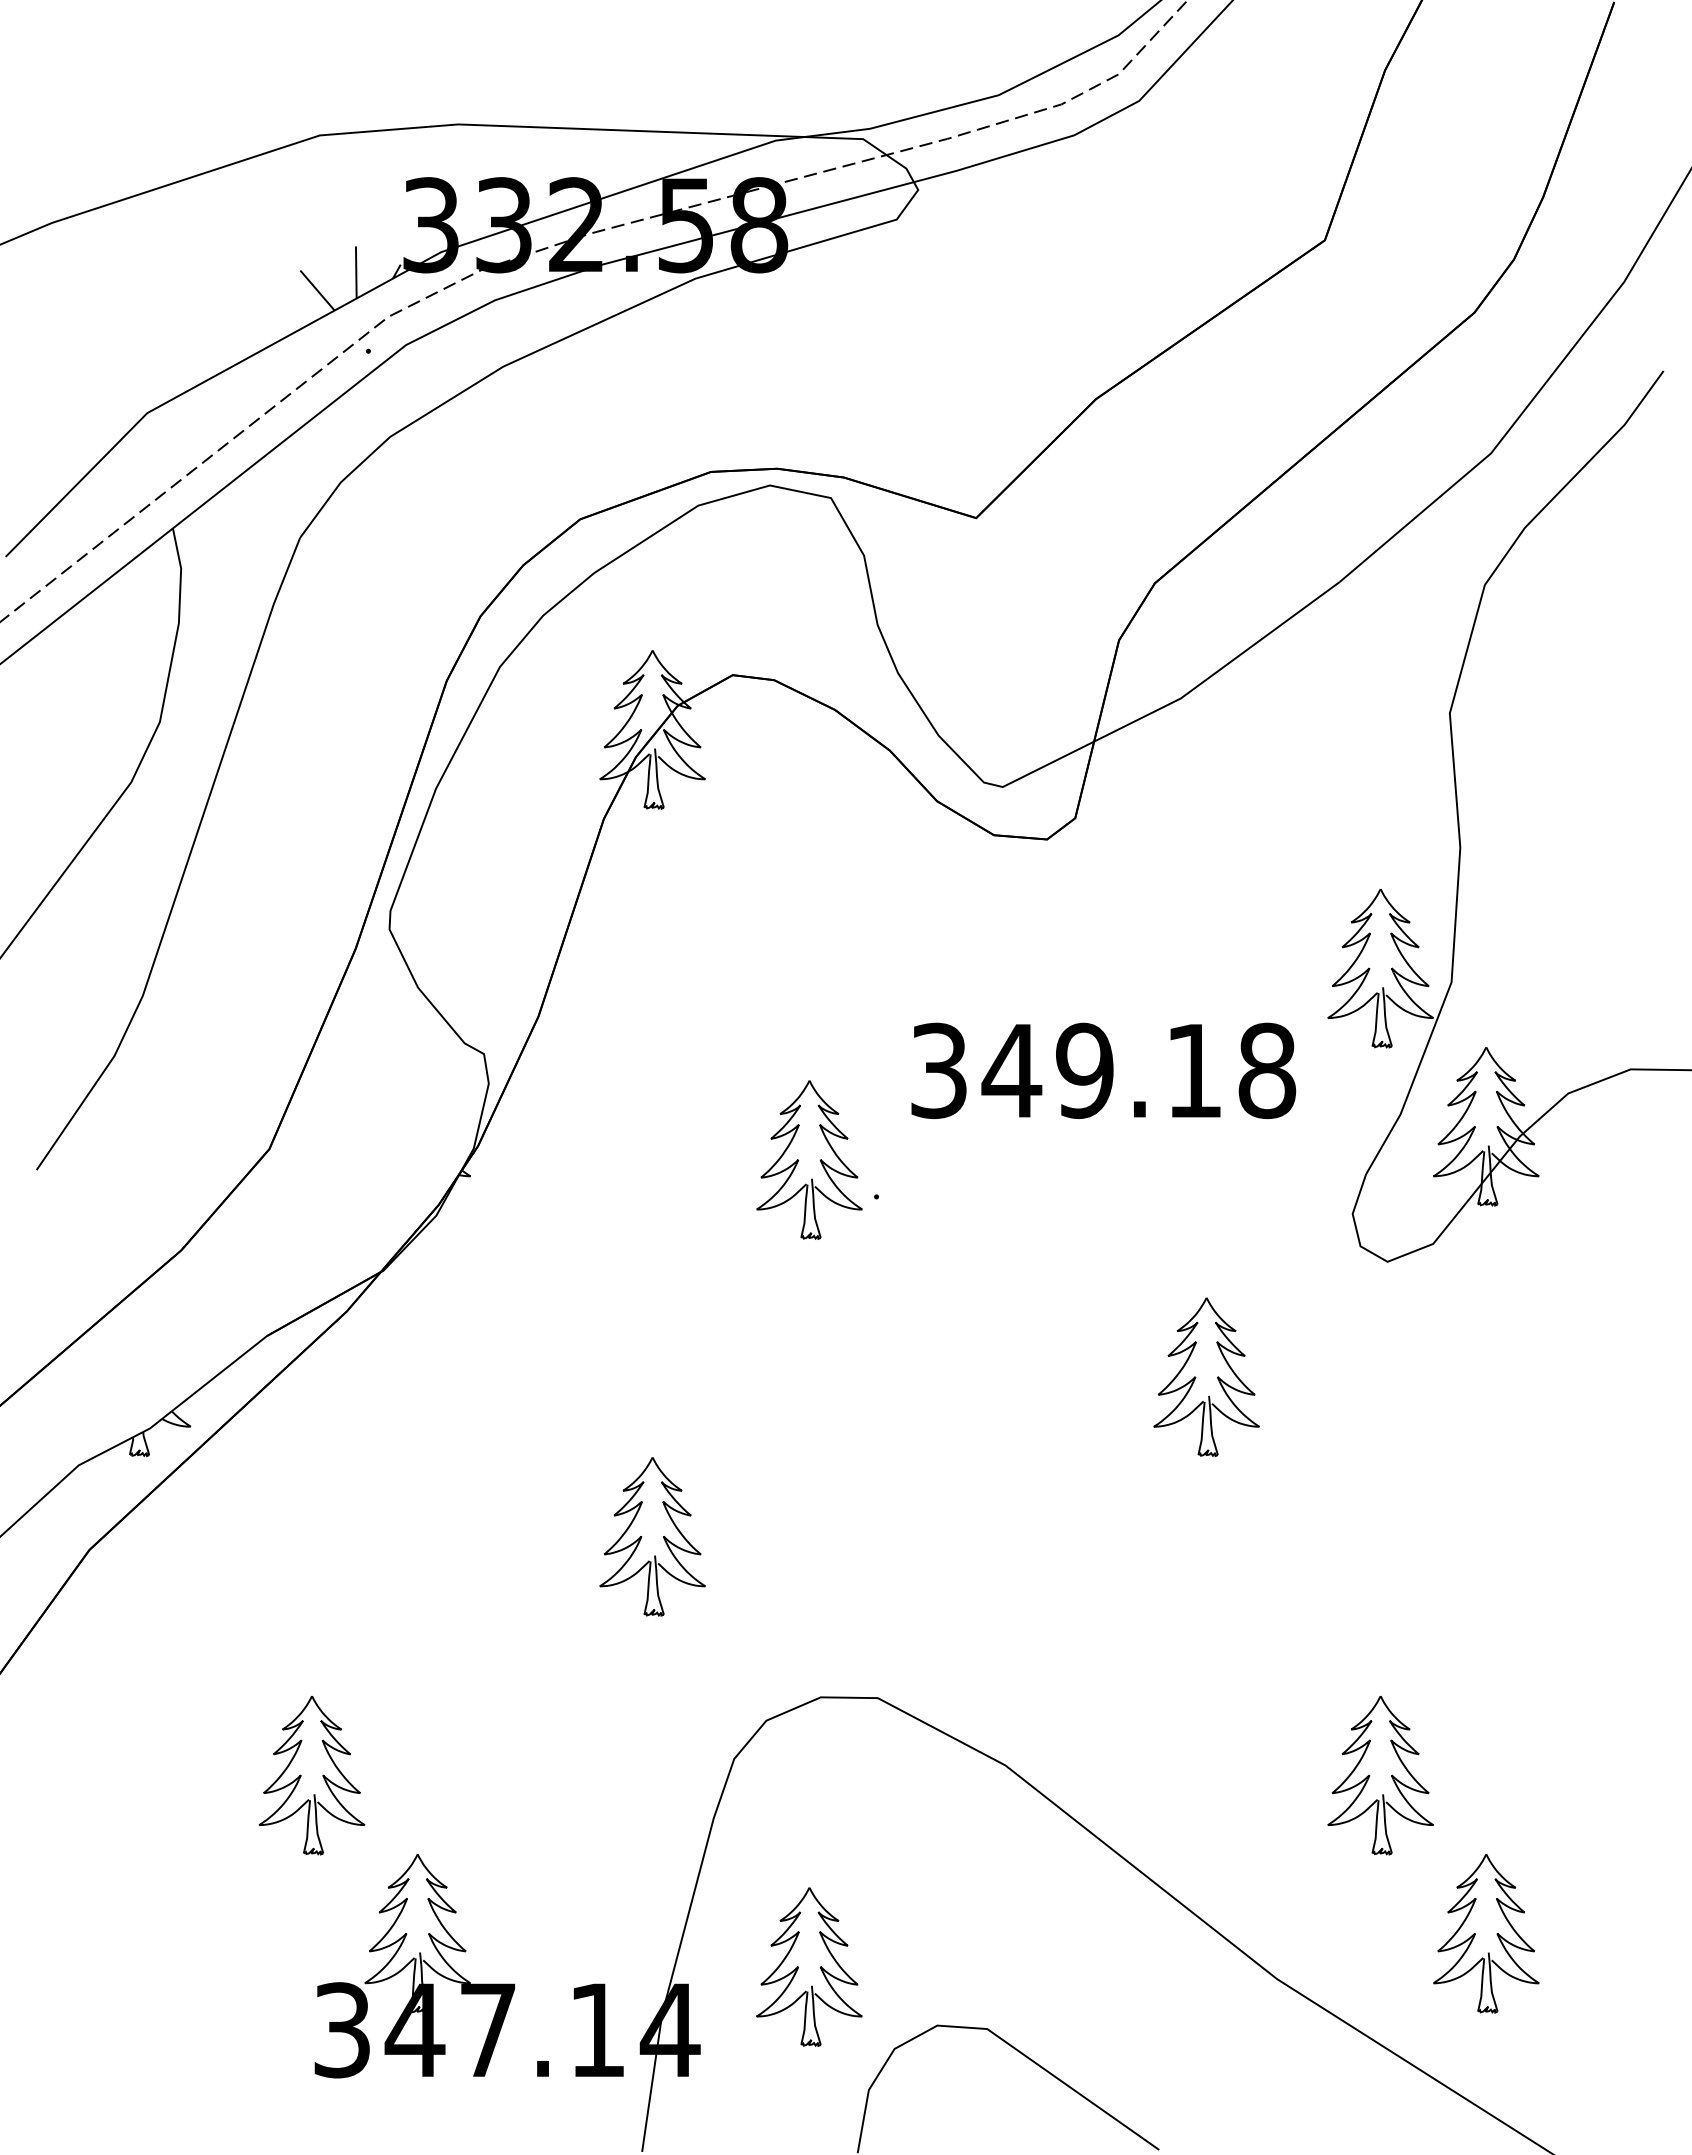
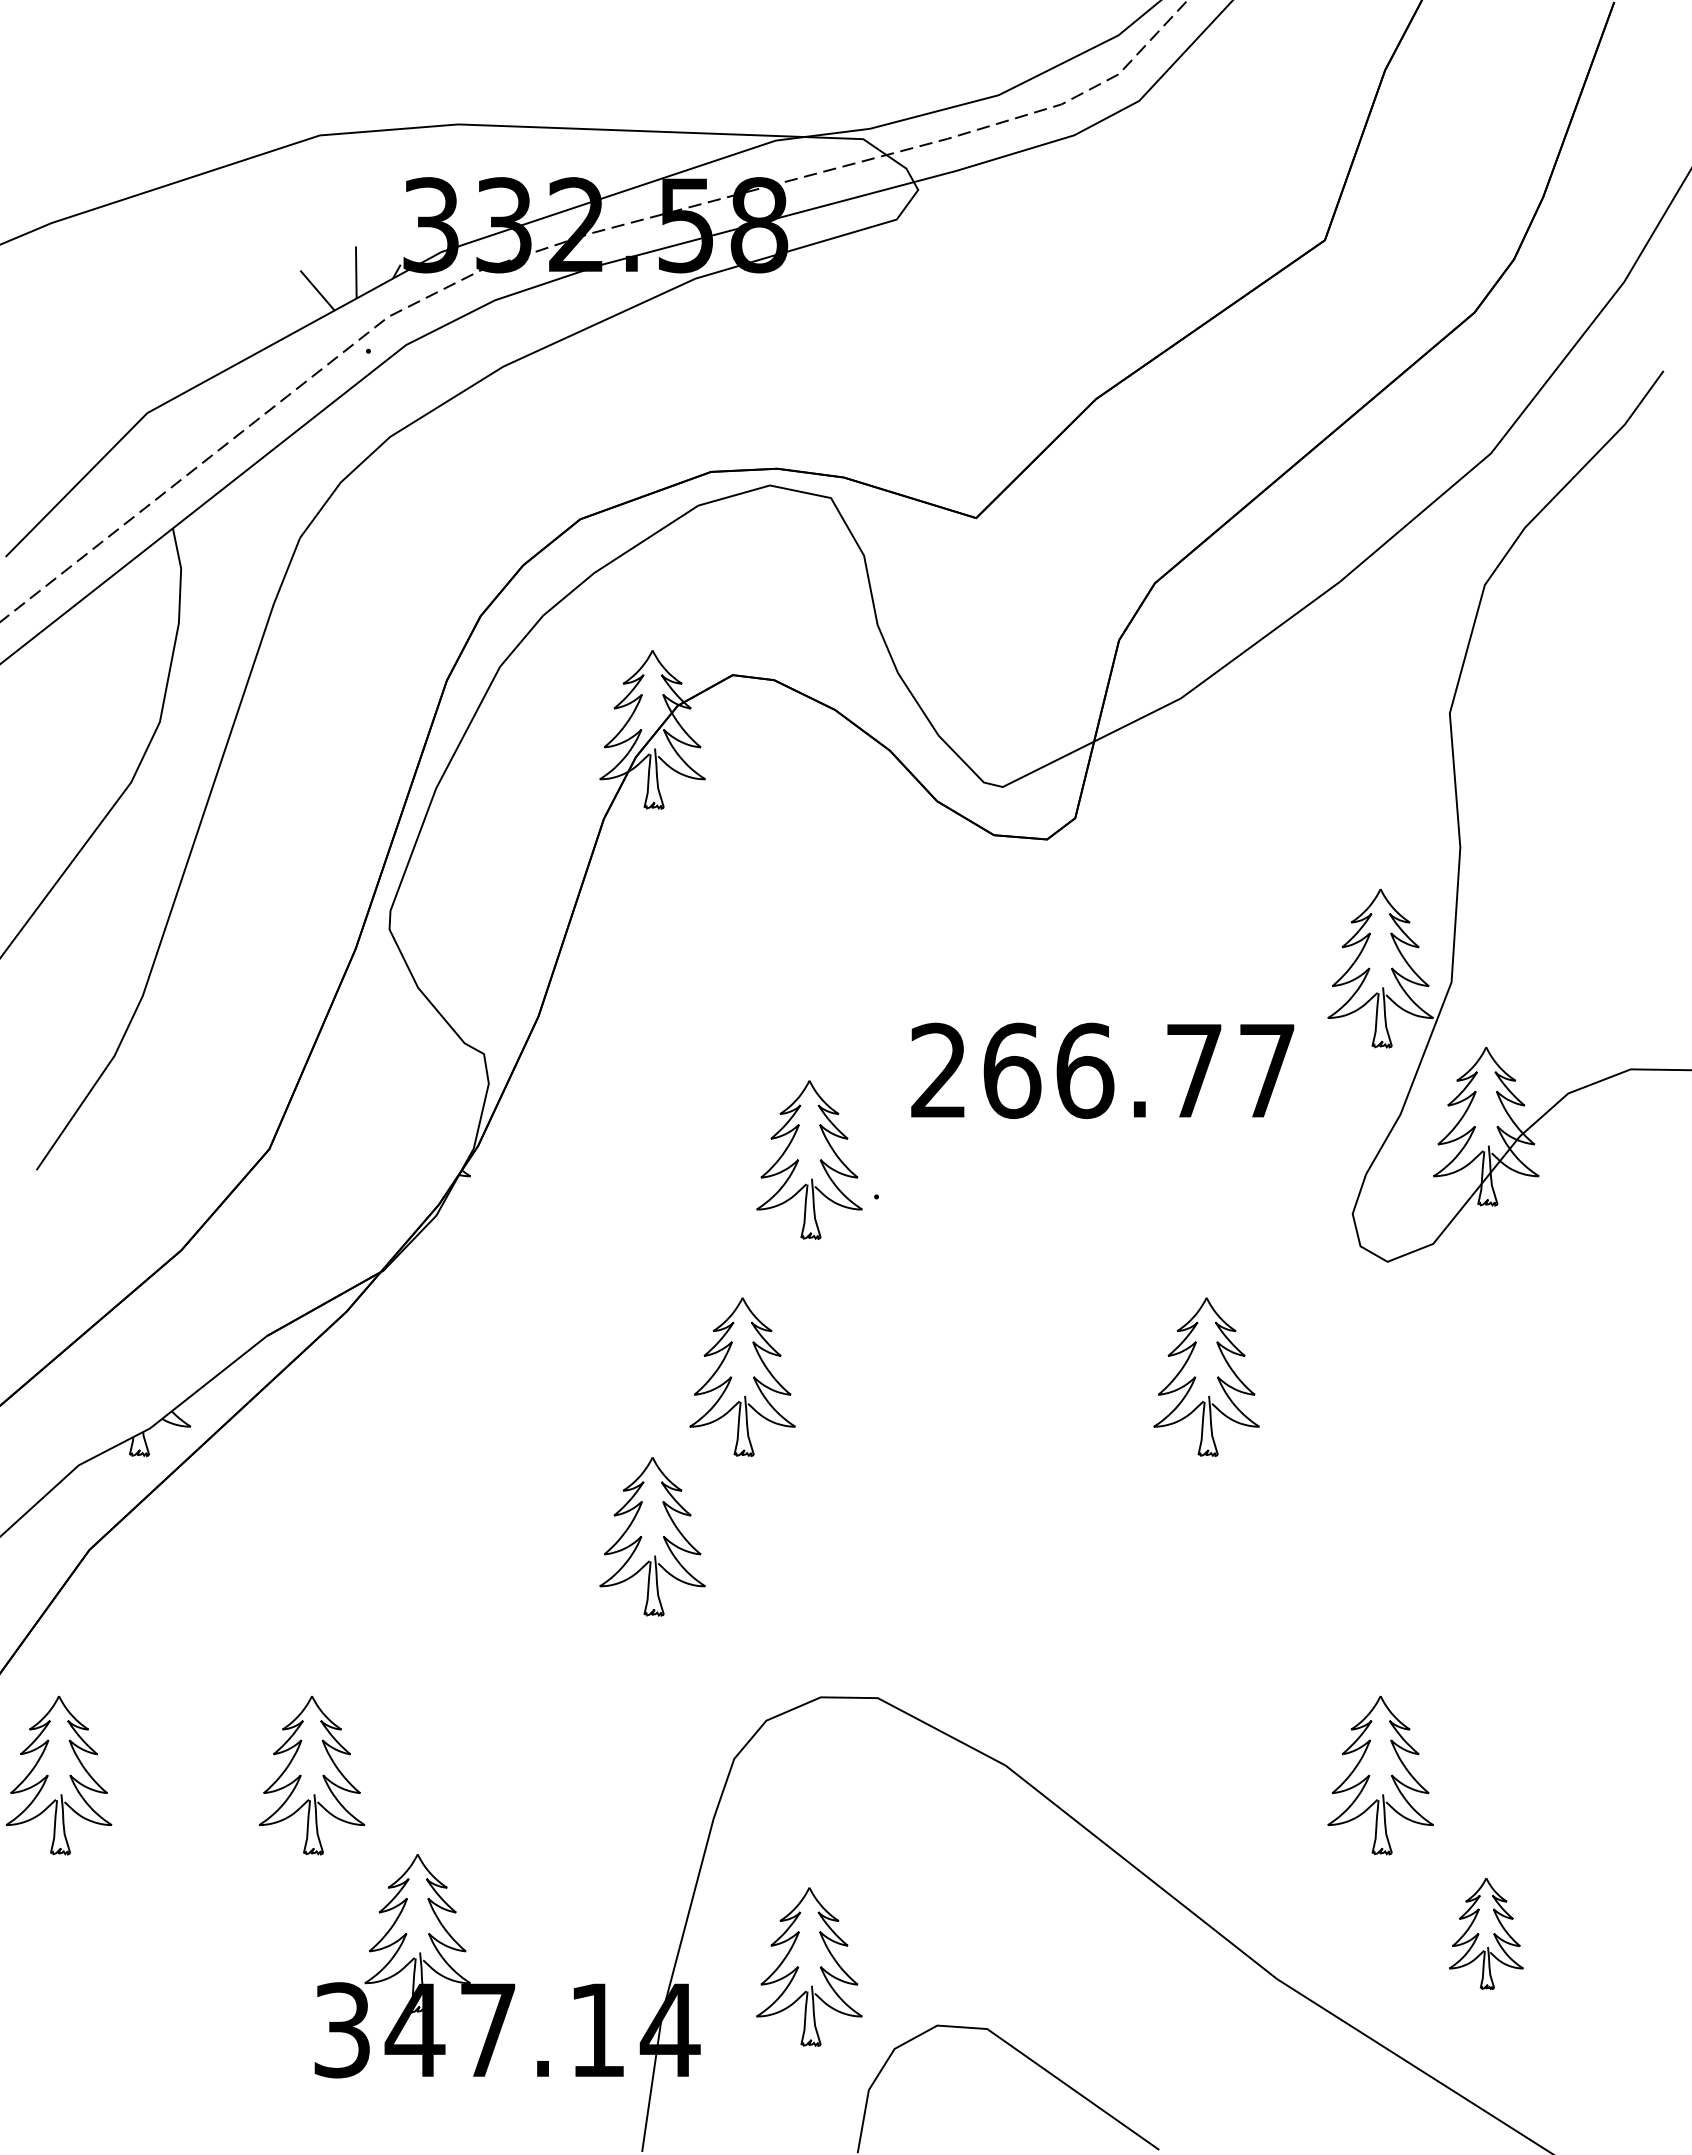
text: 349.18 -> 266.77 (1103, 1070)
part: none -> present (742, 1376)
part: none -> present (58, 1775)
part size: 107x160 px -> 75x113 px (1486, 1934)
